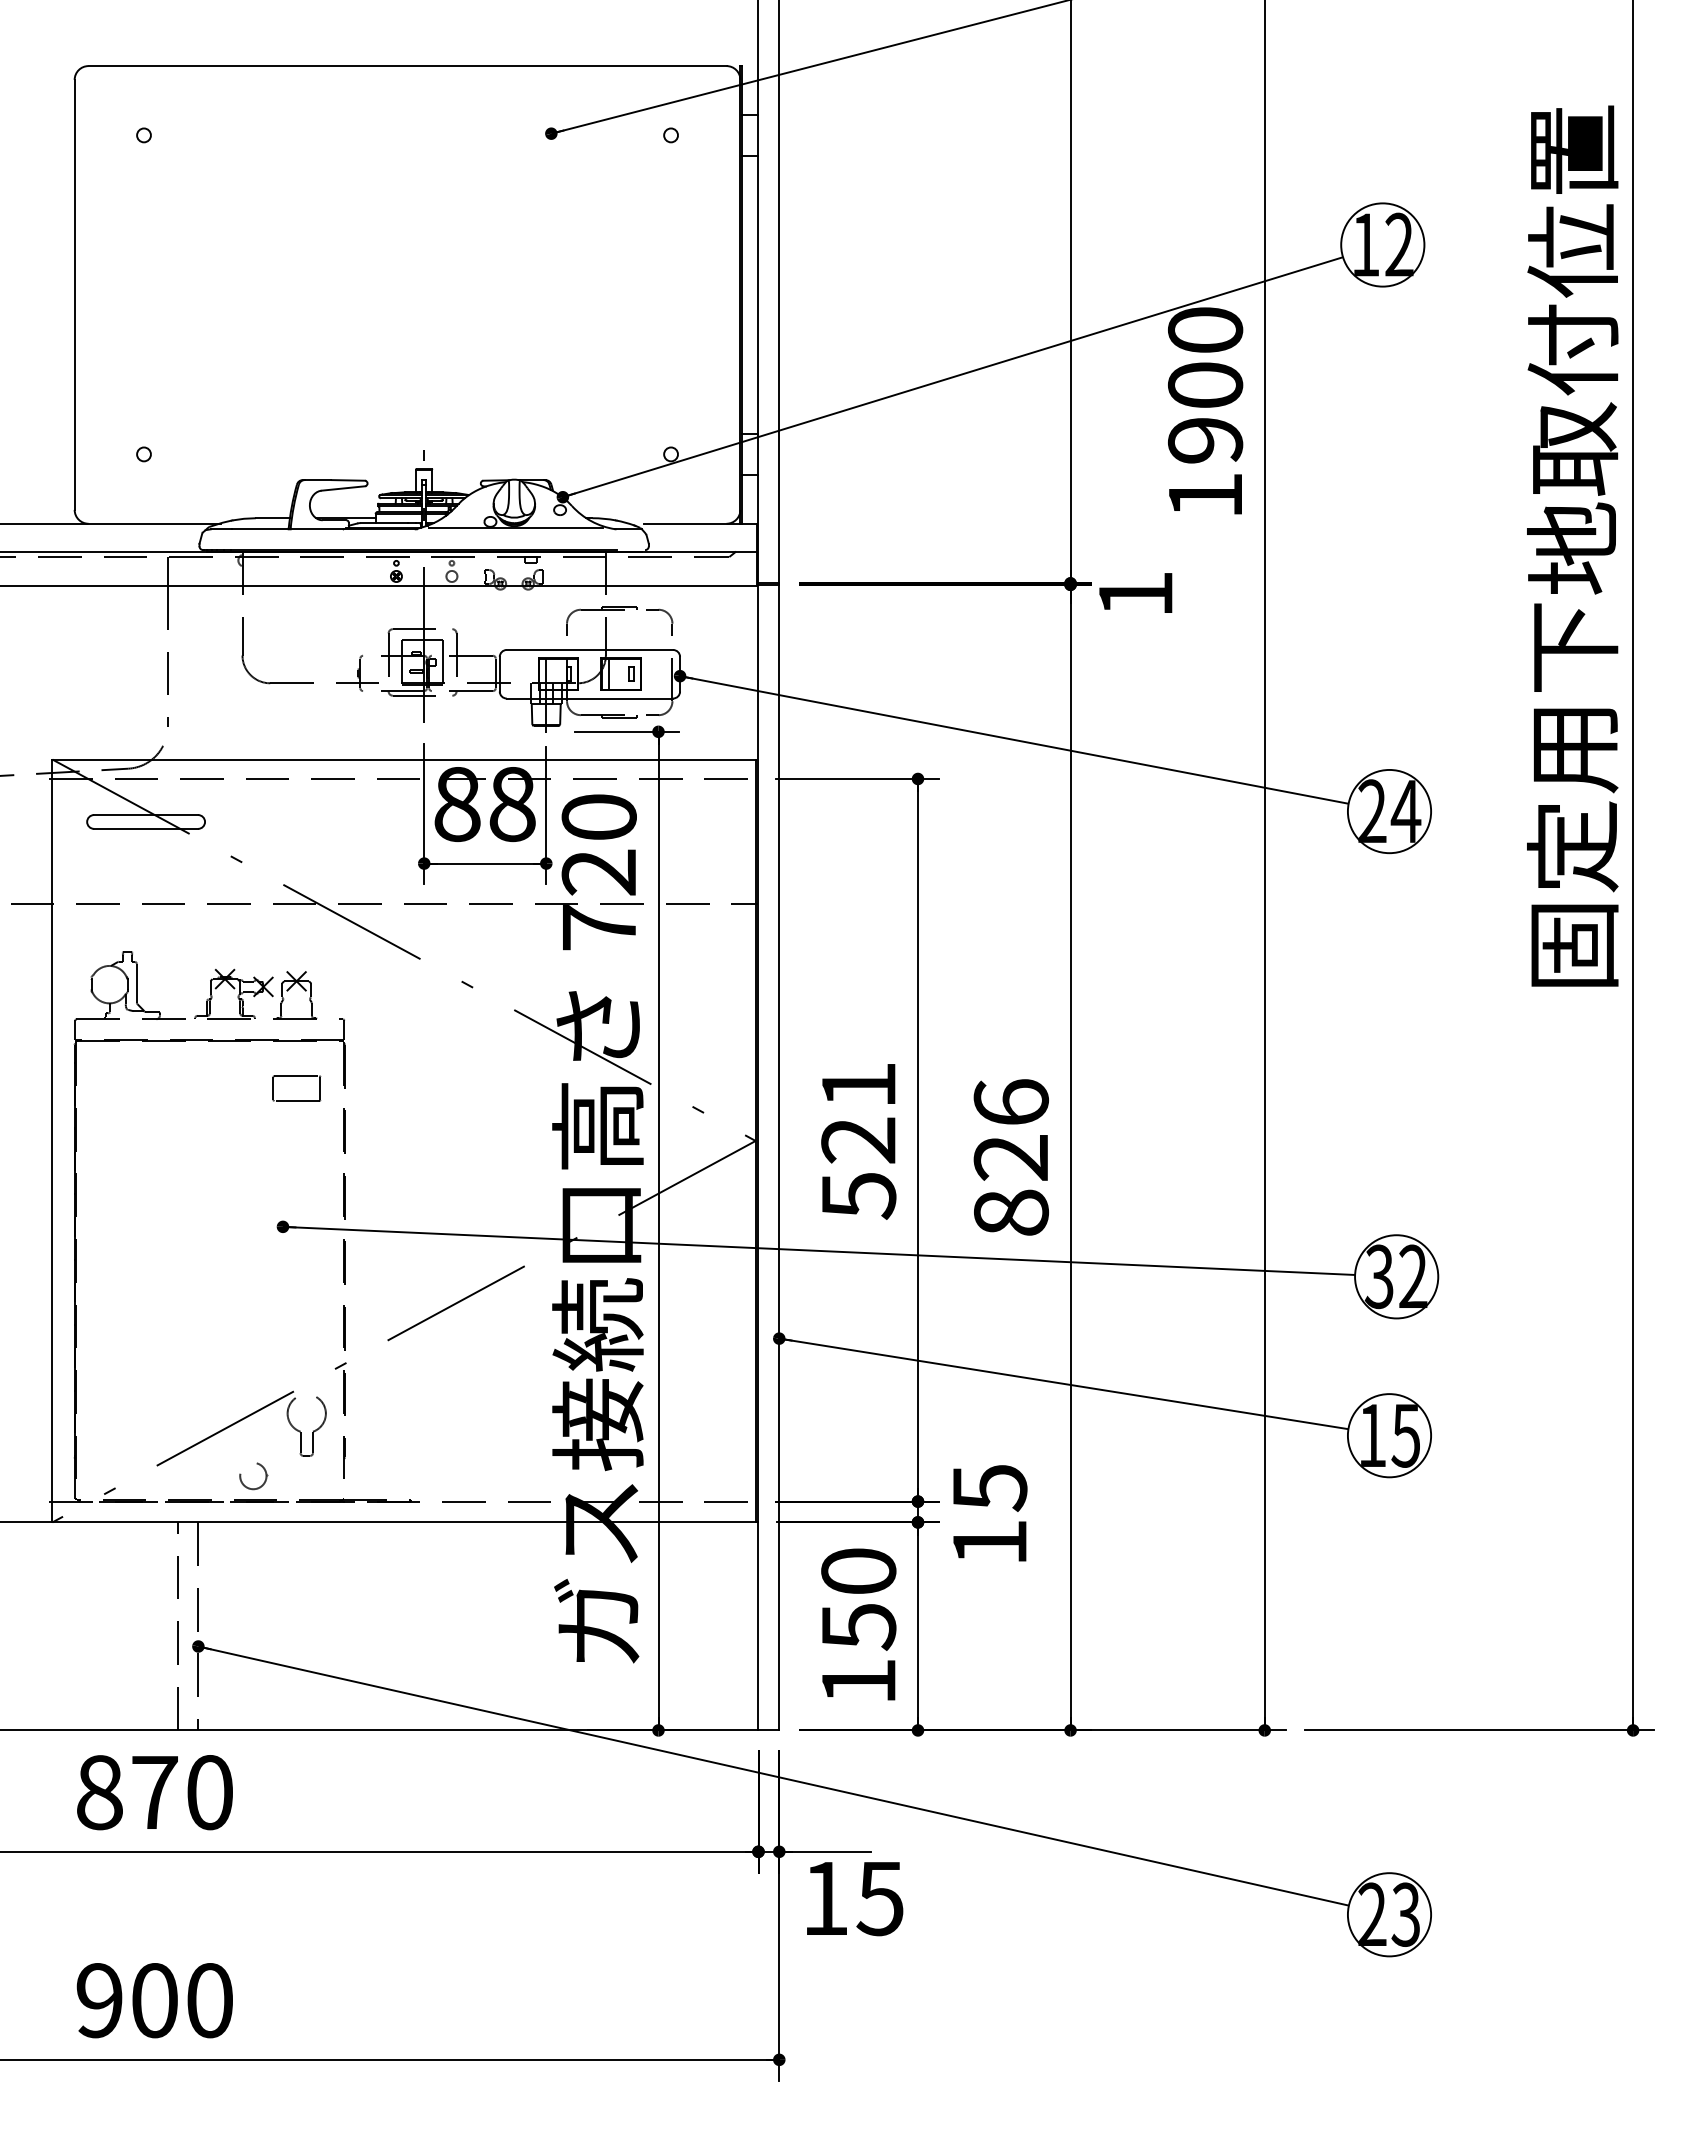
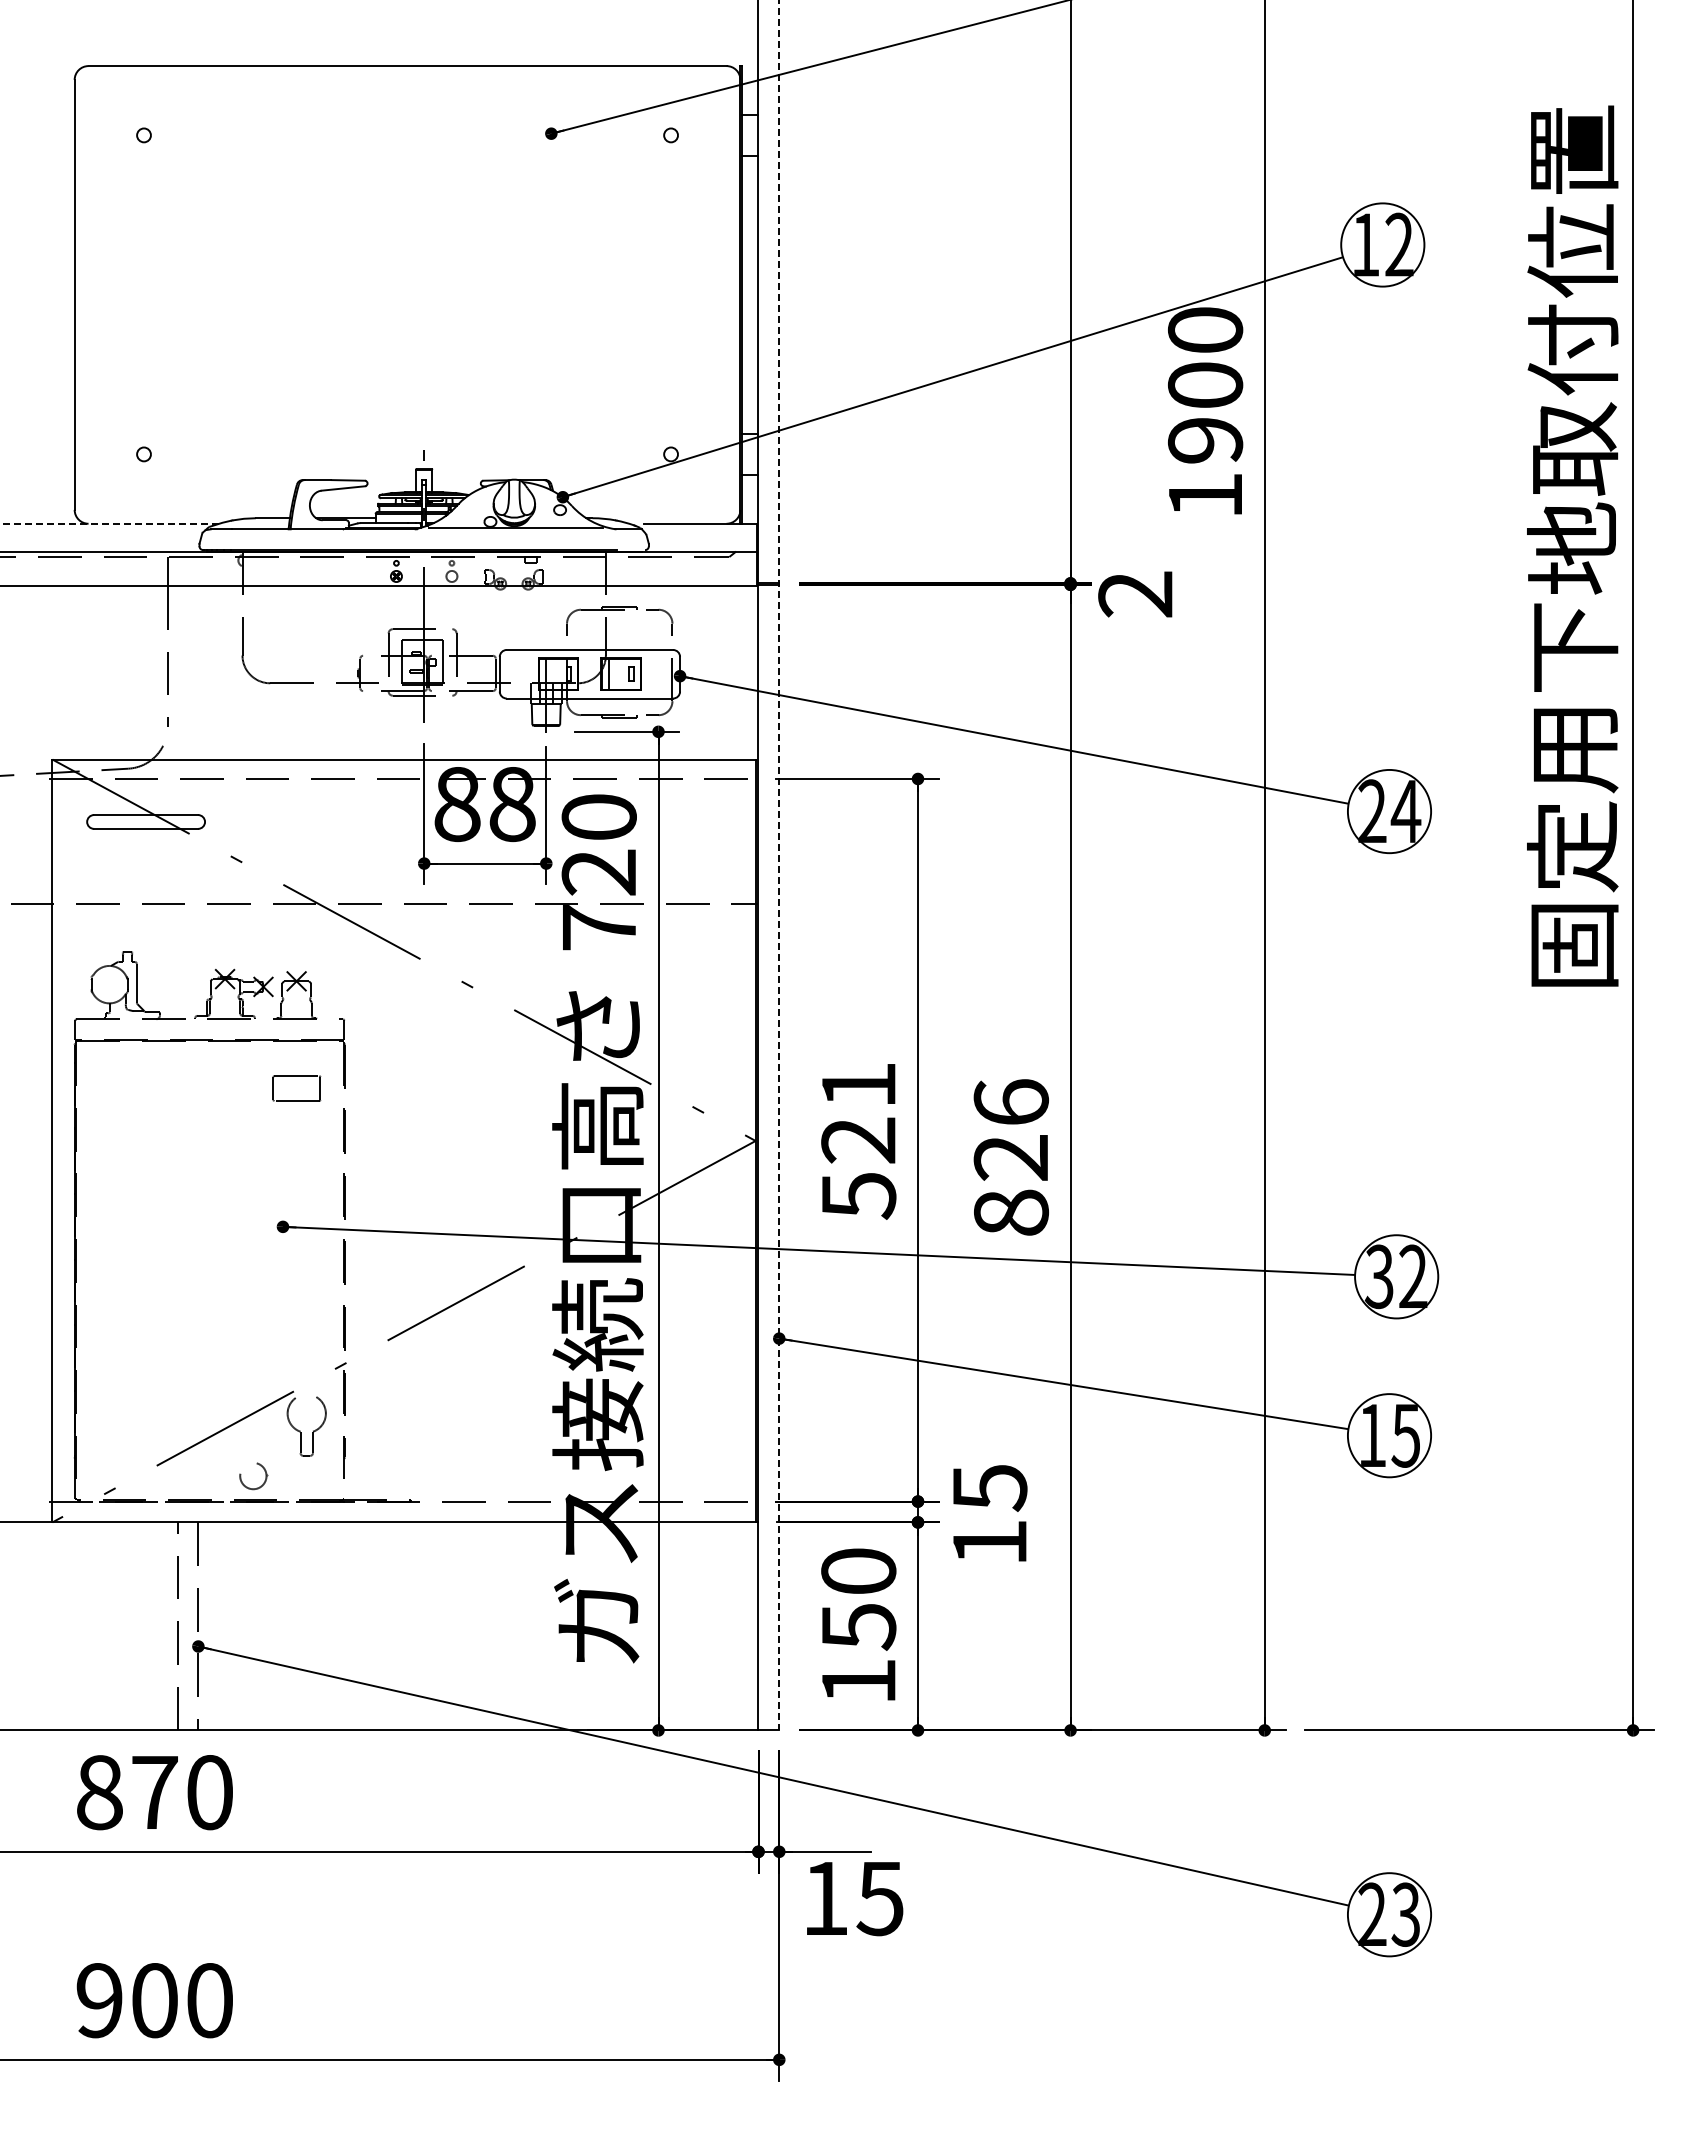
line: solid -> dashed (111, 523)
text: 1 -> 2 (1135, 594)
line: solid -> dashed (779, 865)
